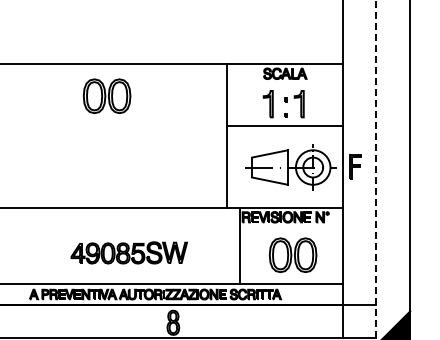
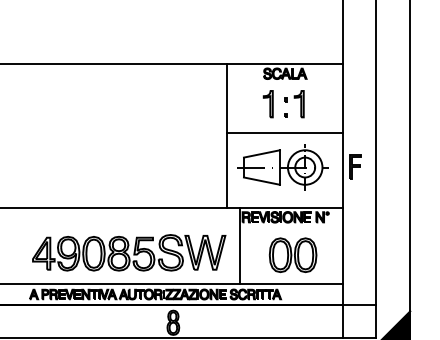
part: present -> none (106, 96)
line position: (284, 125) -> (284, 132) (284, 132)
part position: (290, 167) -> (282, 167) (282, 167)
line: dashed -> solid (376, 169)
part size: 118x24 px -> 195x38 px (129, 252)
